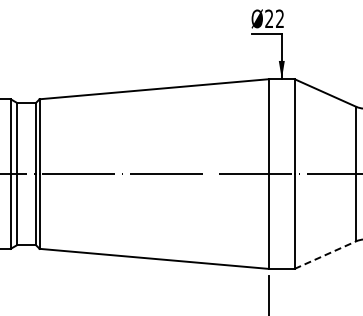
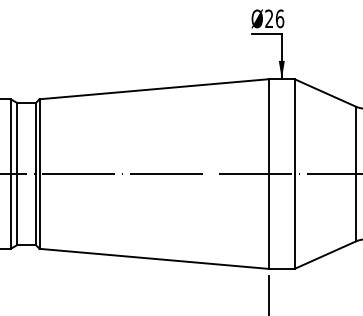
text: Ø22 -> Ø26 (279, 18)
line: dashed -> solid (325, 255)
